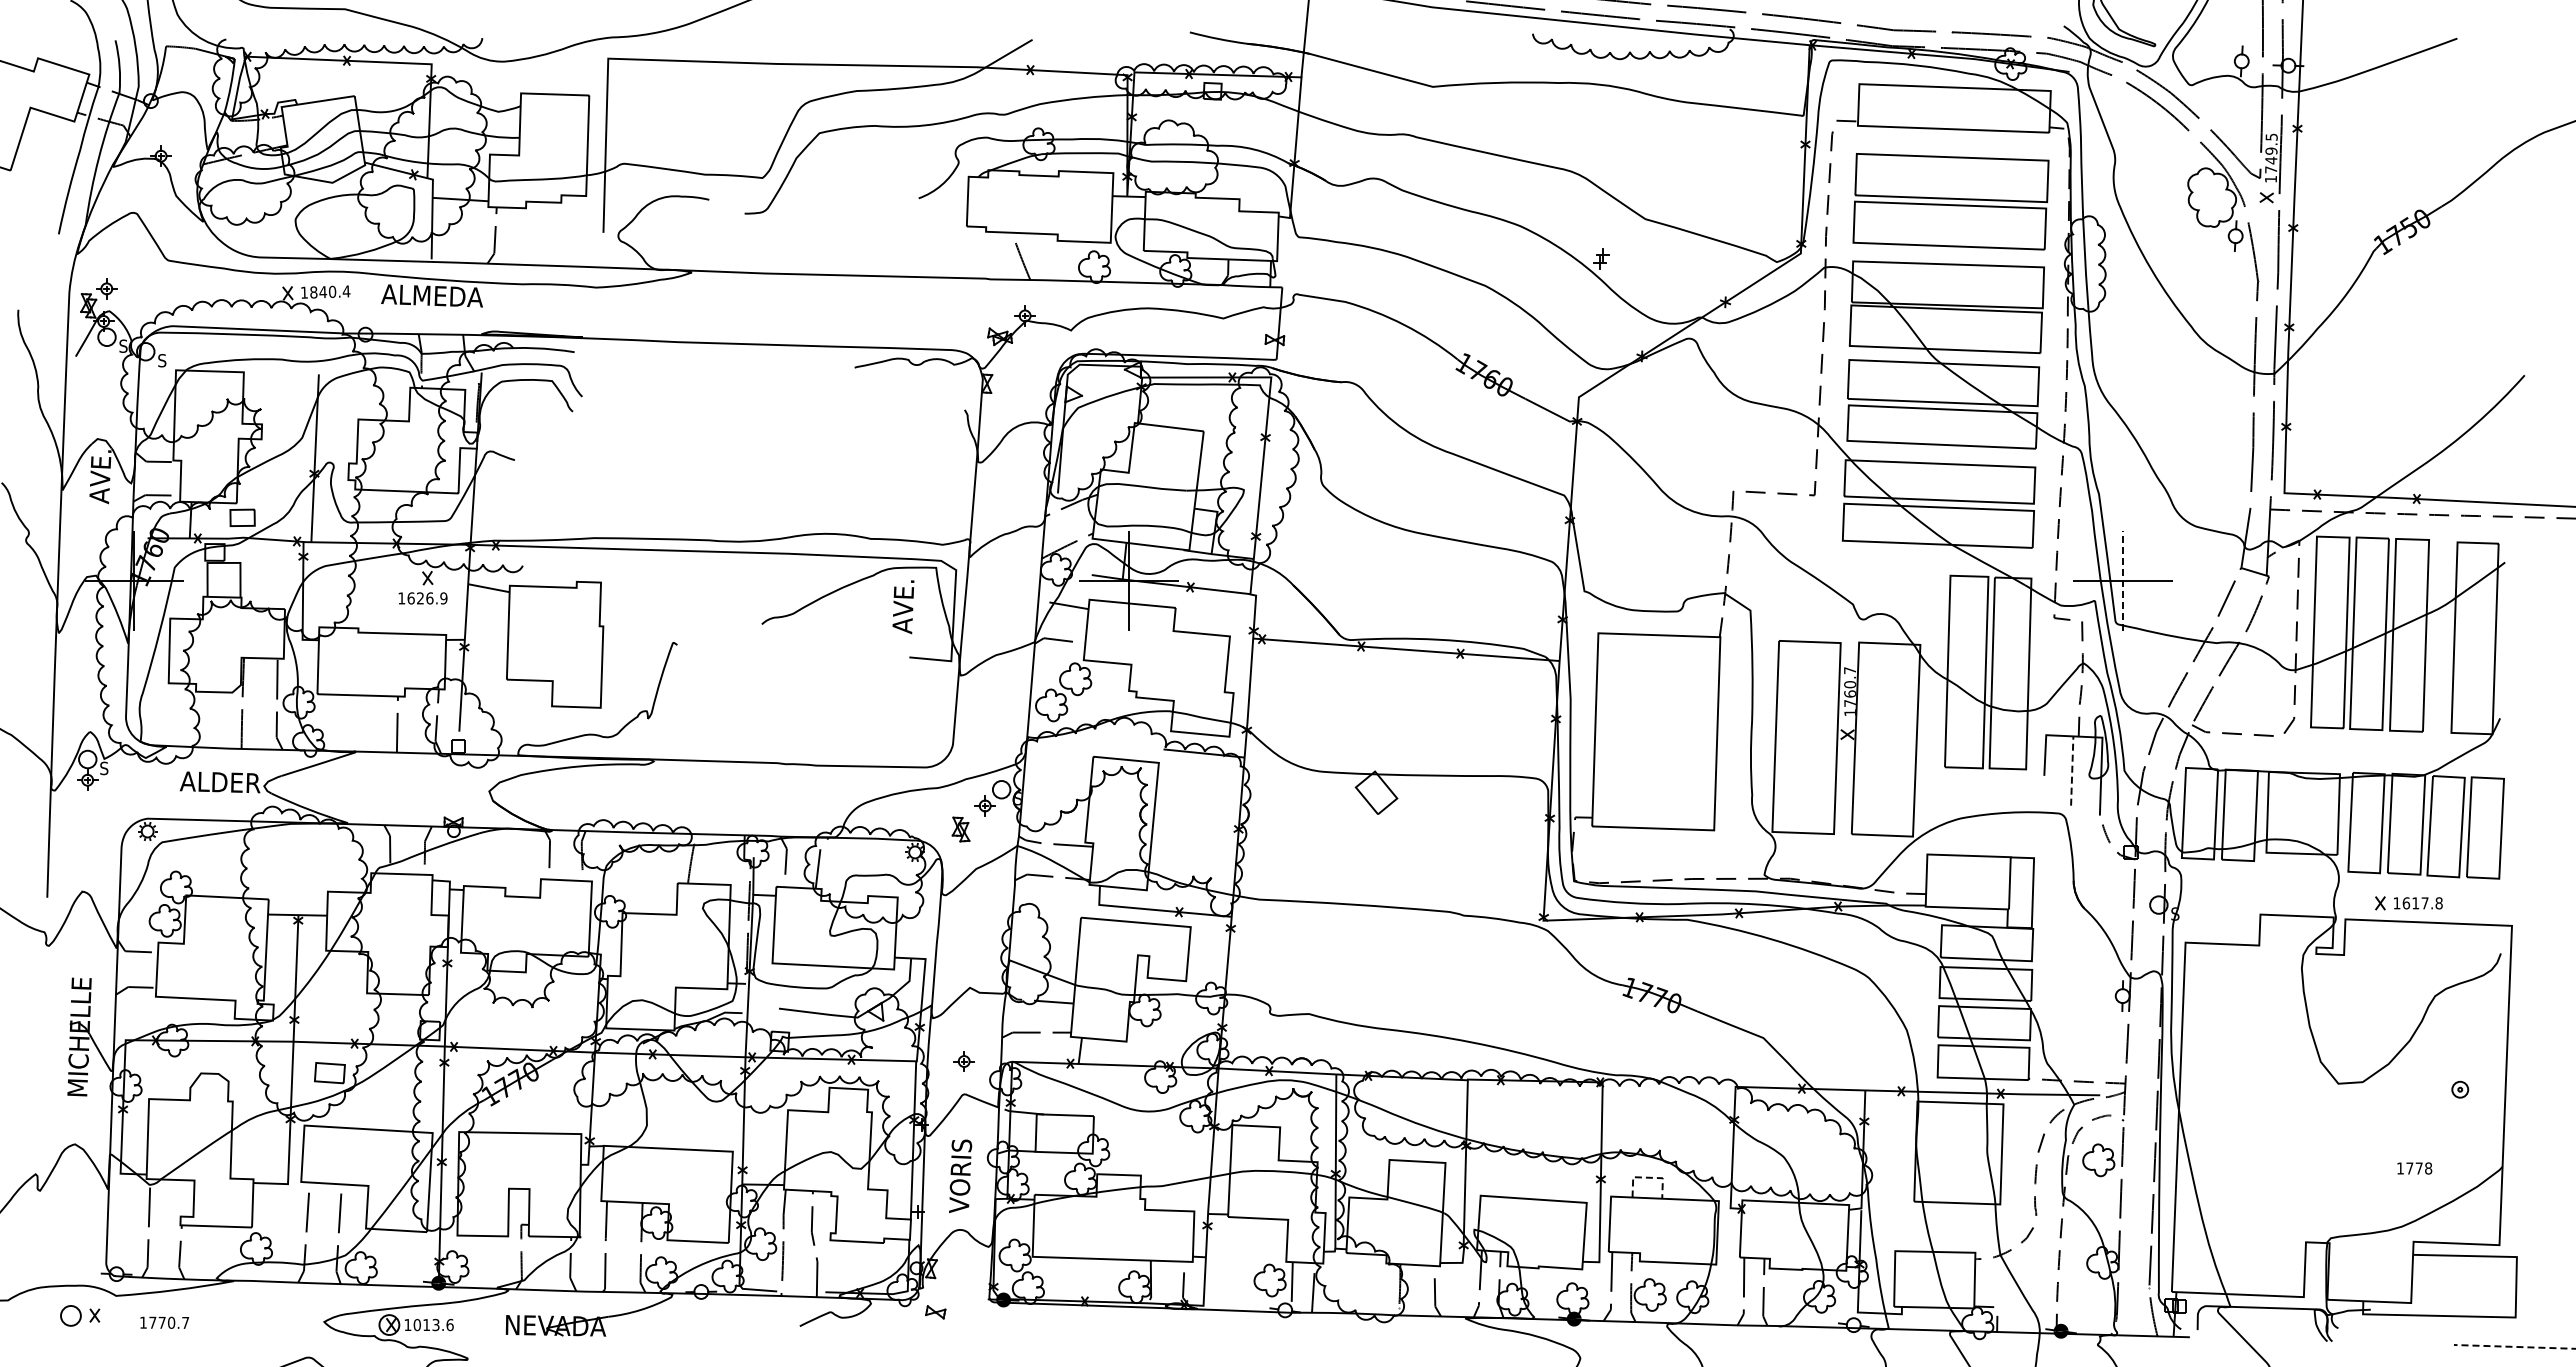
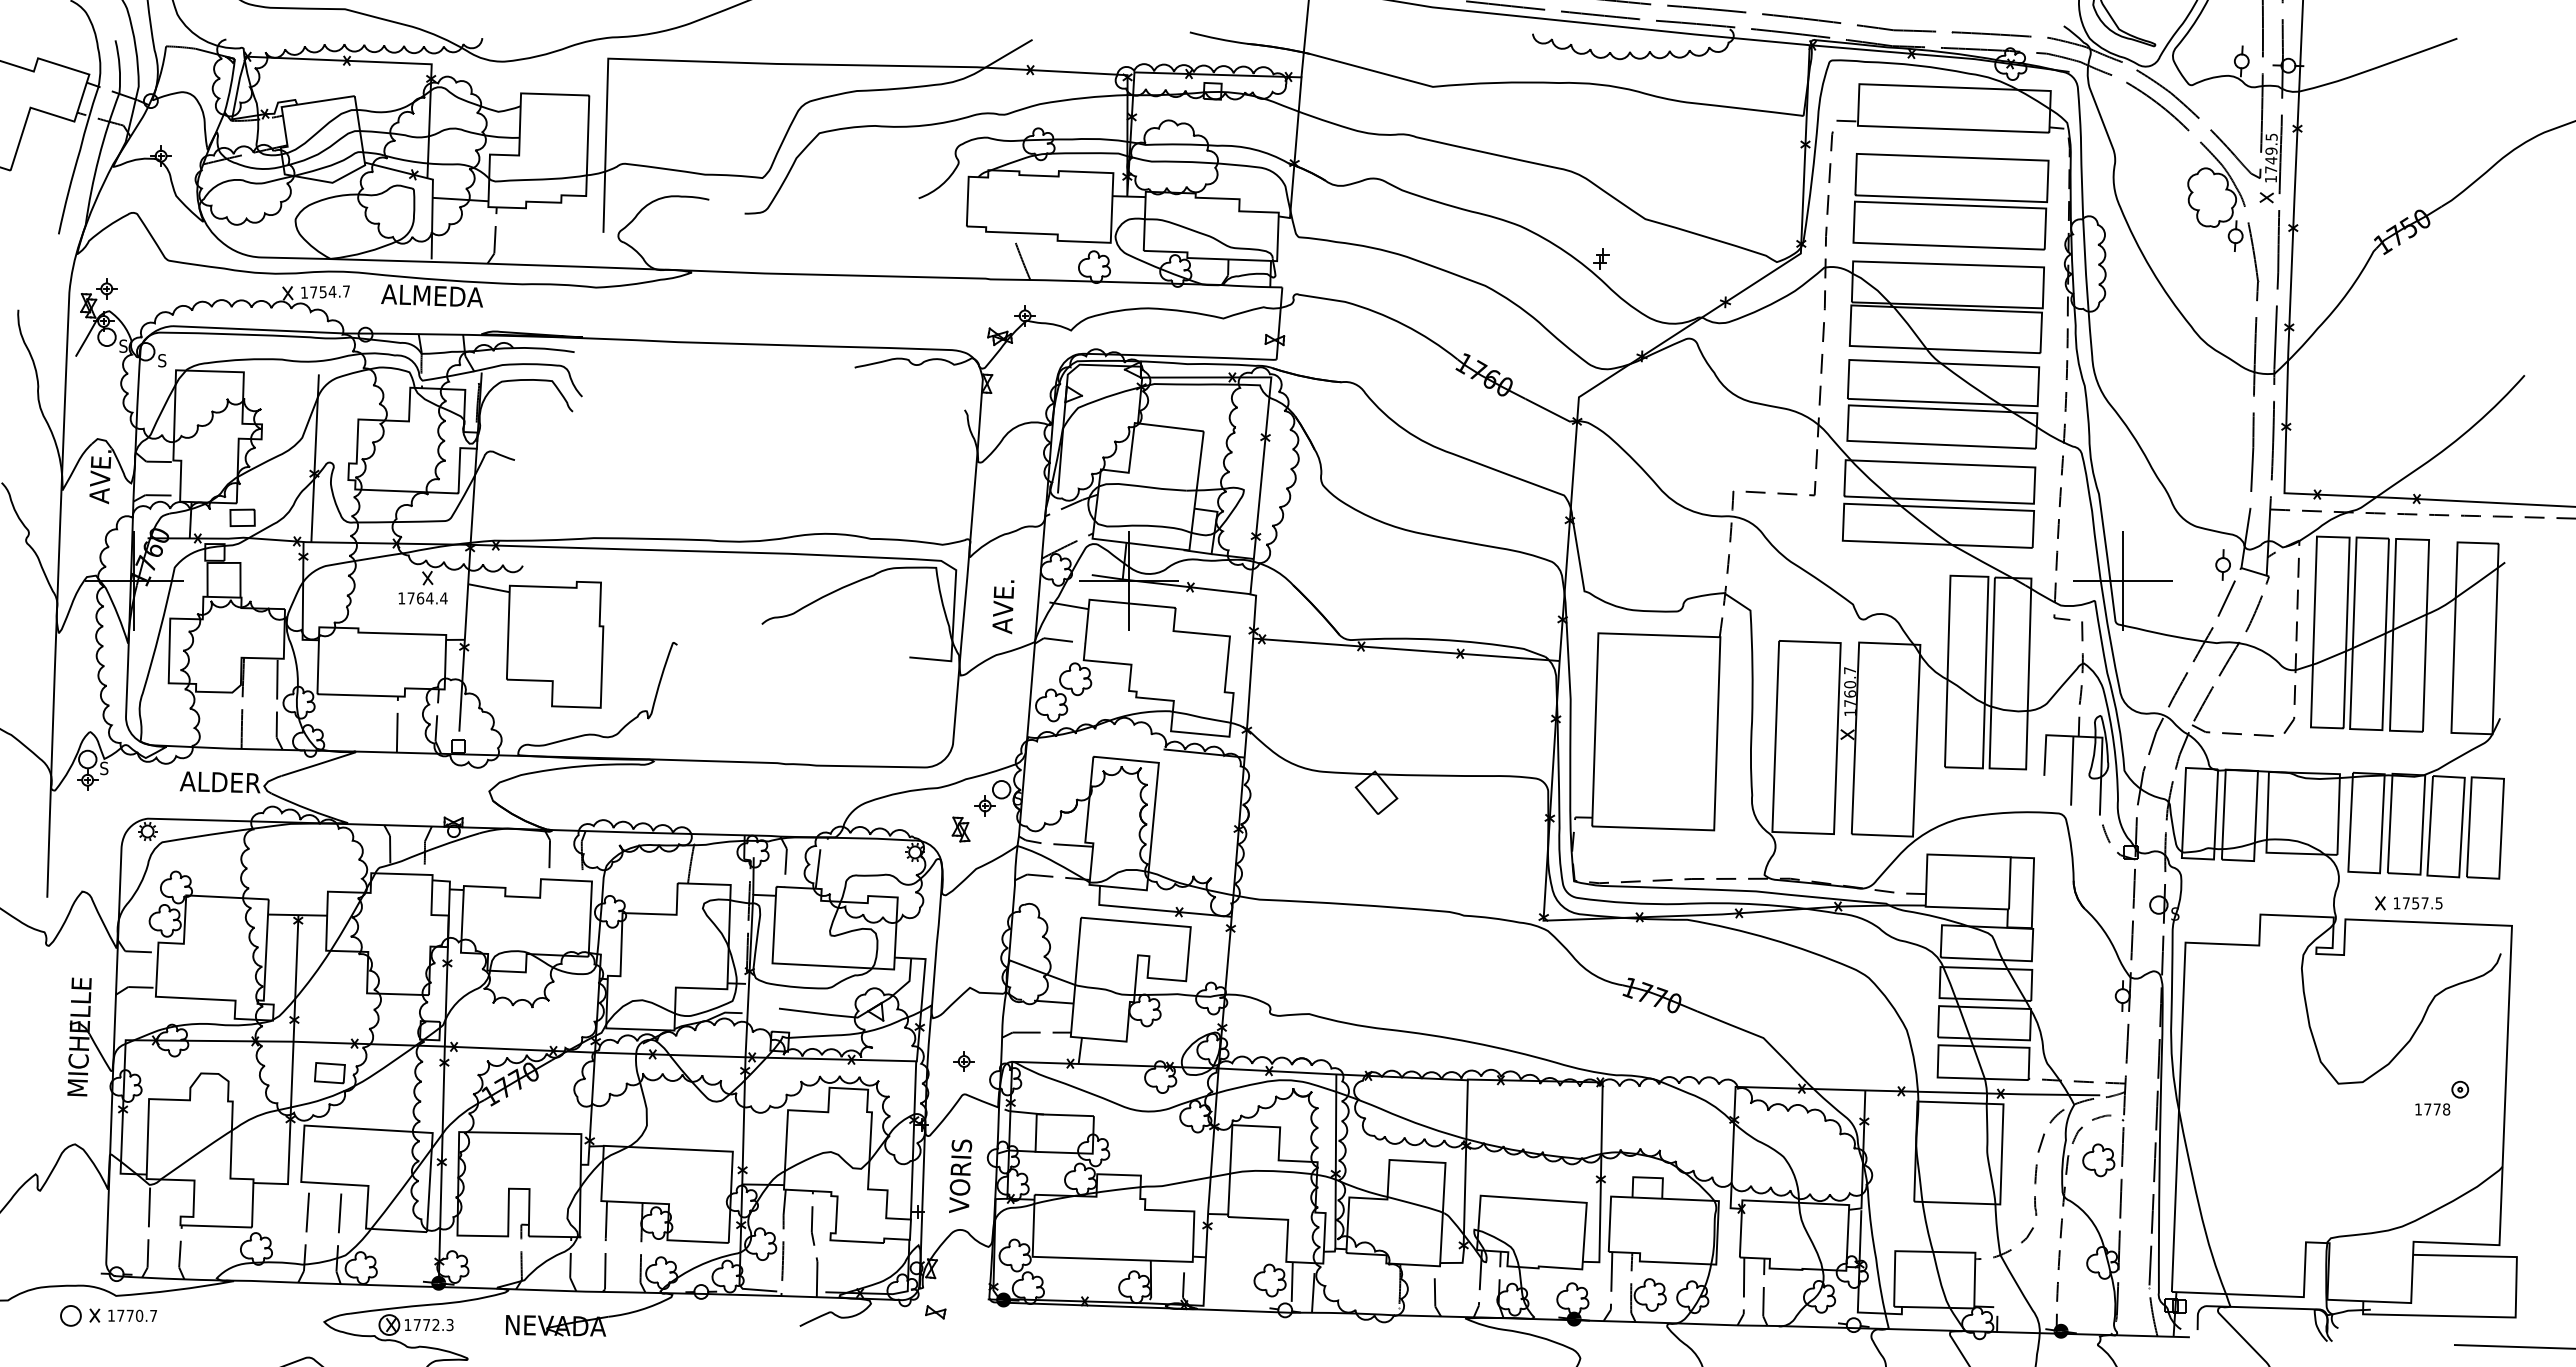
text: 1840.4 -> 1754.7 (330, 291)
part: none -> present (2222, 564)
line: dashed -> solid (2123, 581)
text: 1626.9 -> 1764.4 (427, 598)
text position: (903, 607) -> (1003, 607) (1003, 607)
line: dashed -> solid (2072, 771)
text: 1617.8 -> 1757.5 (2422, 903)
text position: (2414, 1168) -> (2432, 1109) (2432, 1109)
line: dashed -> solid (1648, 1177)
text position: (164, 1322) -> (132, 1315) (132, 1315)
text: 1013.6 -> 1772.3 (433, 1324)
line: dashed -> solid (2514, 1346)
